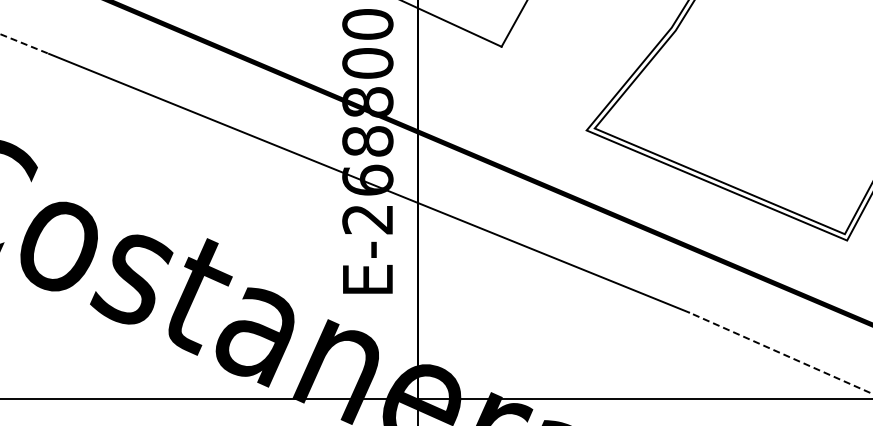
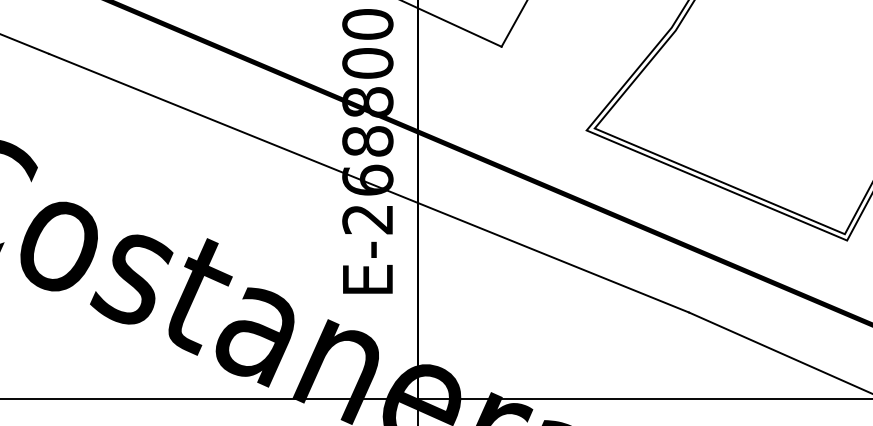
line: dashed -> solid (24, 44)
line: dashed -> solid (780, 353)
